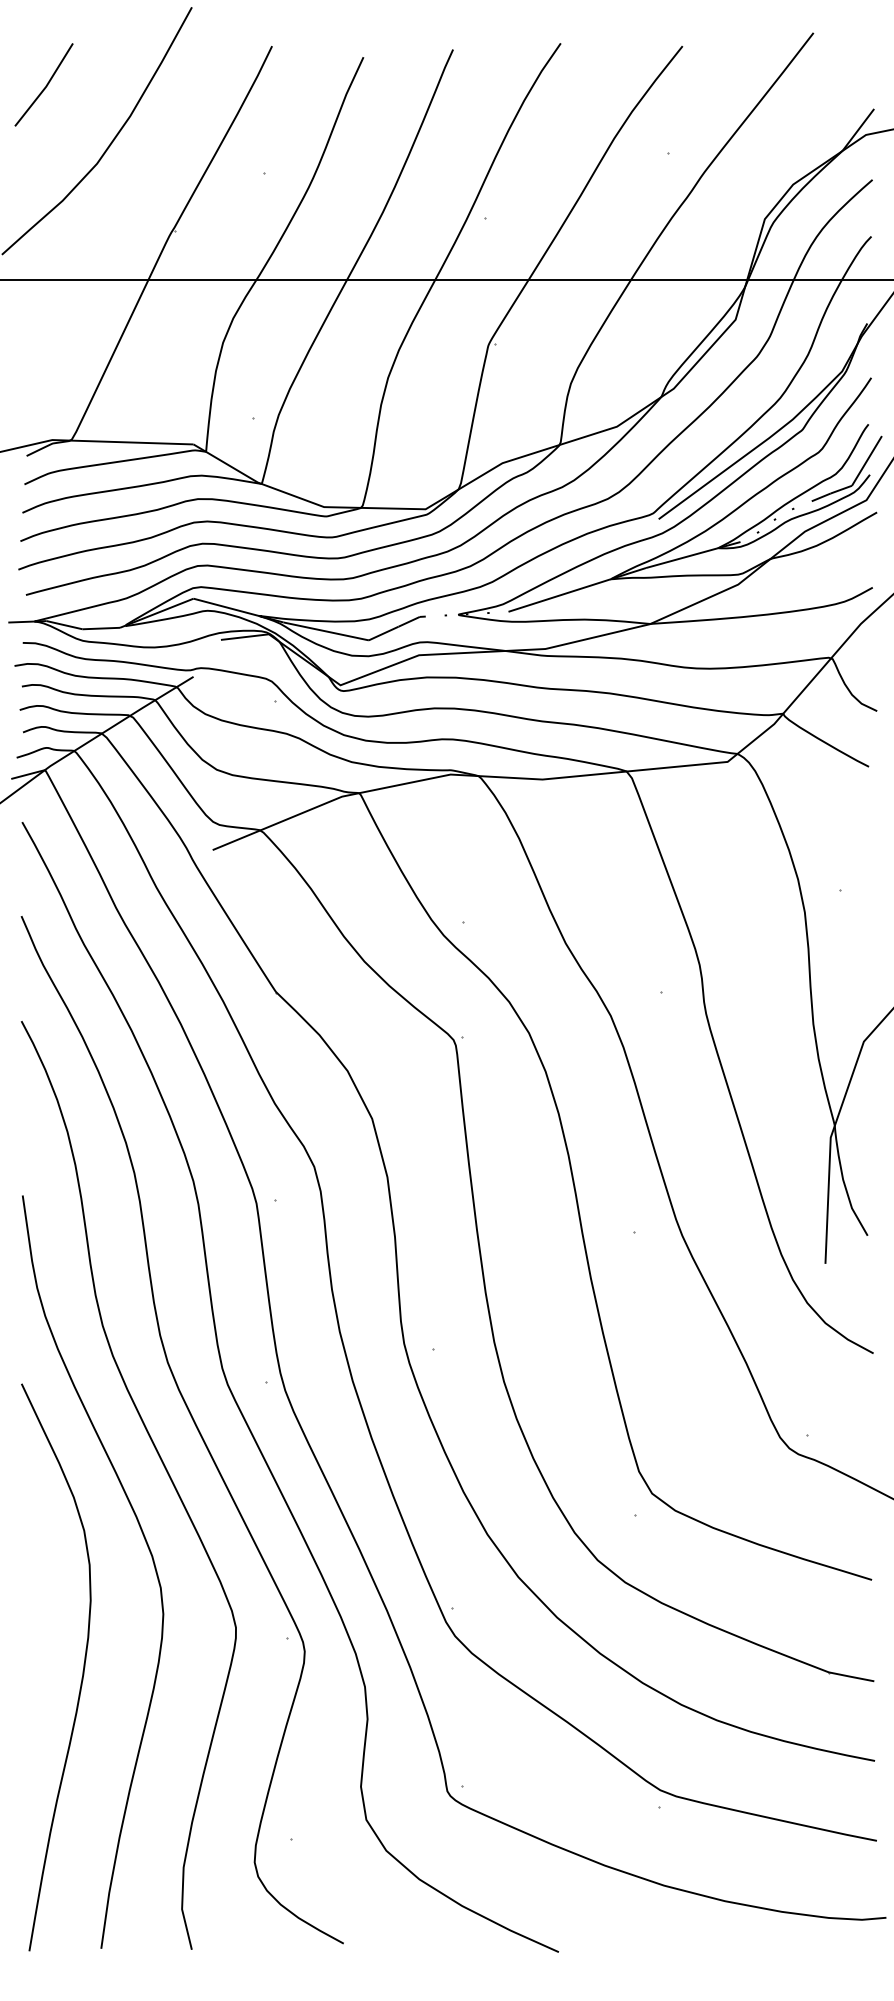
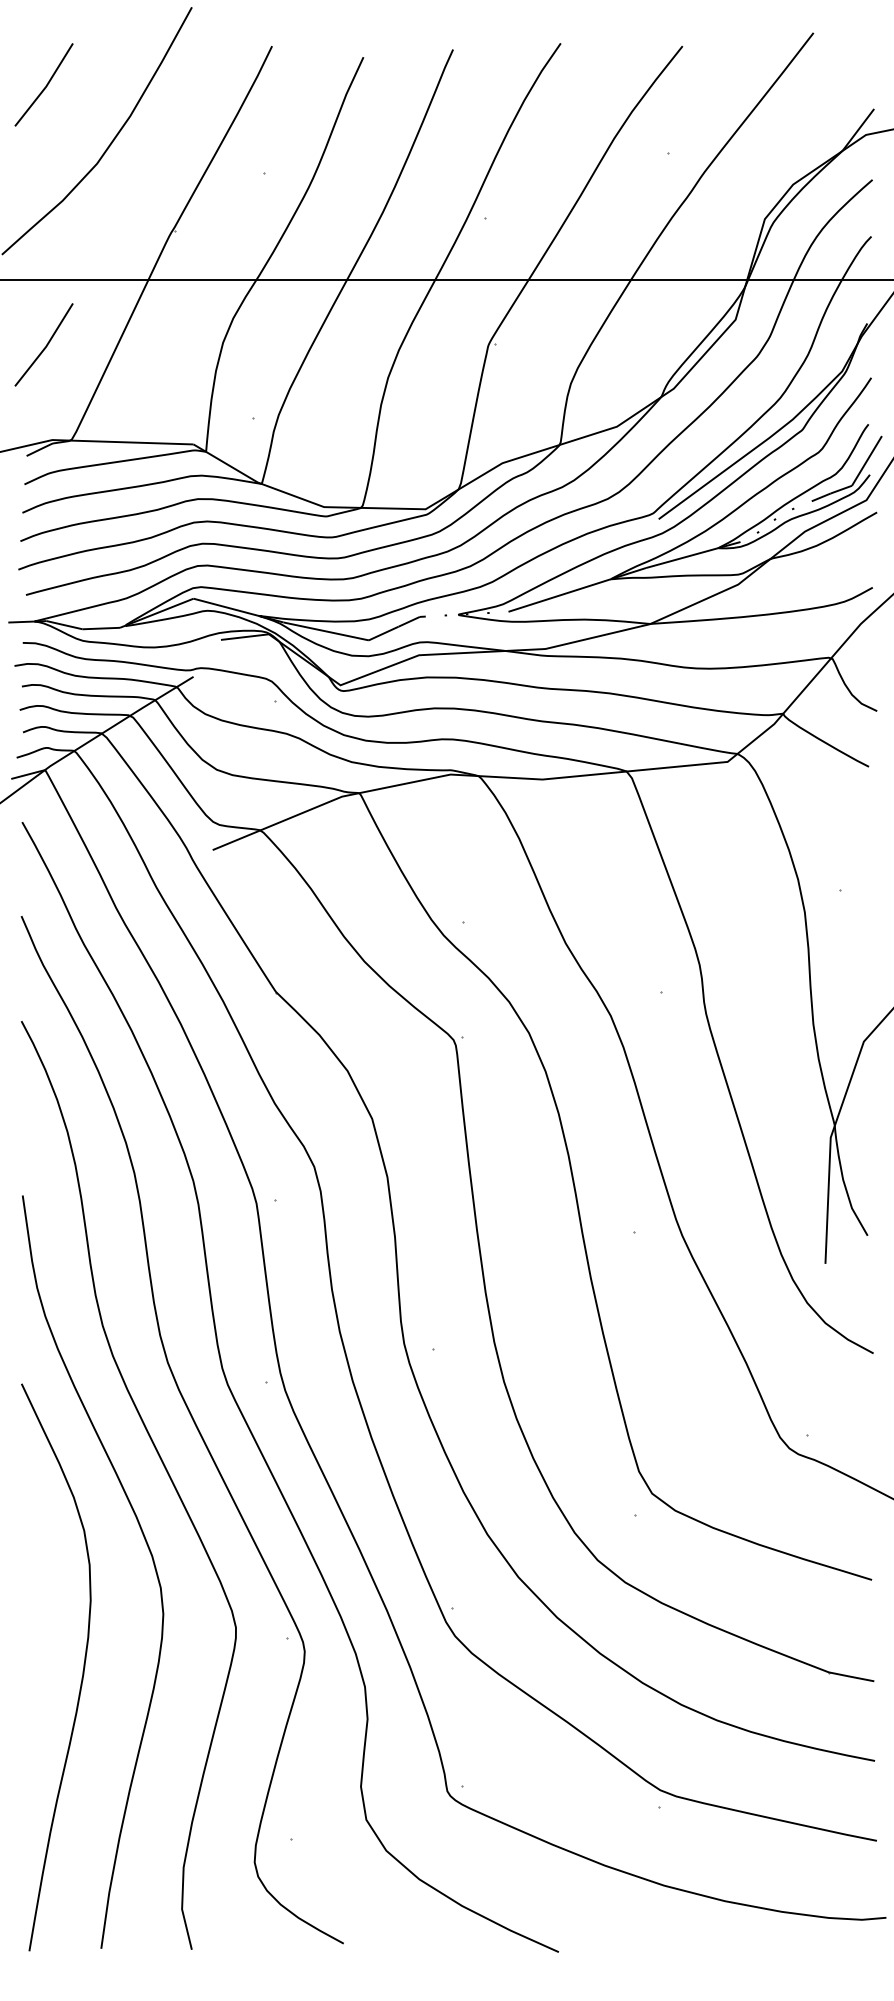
line: none -> present (45, 345)
